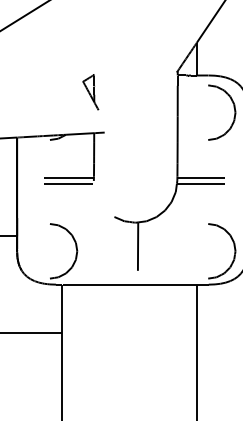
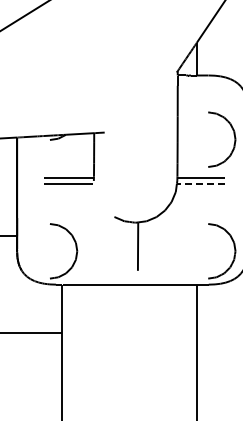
part: present -> none (90, 92)
part position: (234, 112) -> (234, 139) (234, 139)
line: solid -> dashed (200, 183)
